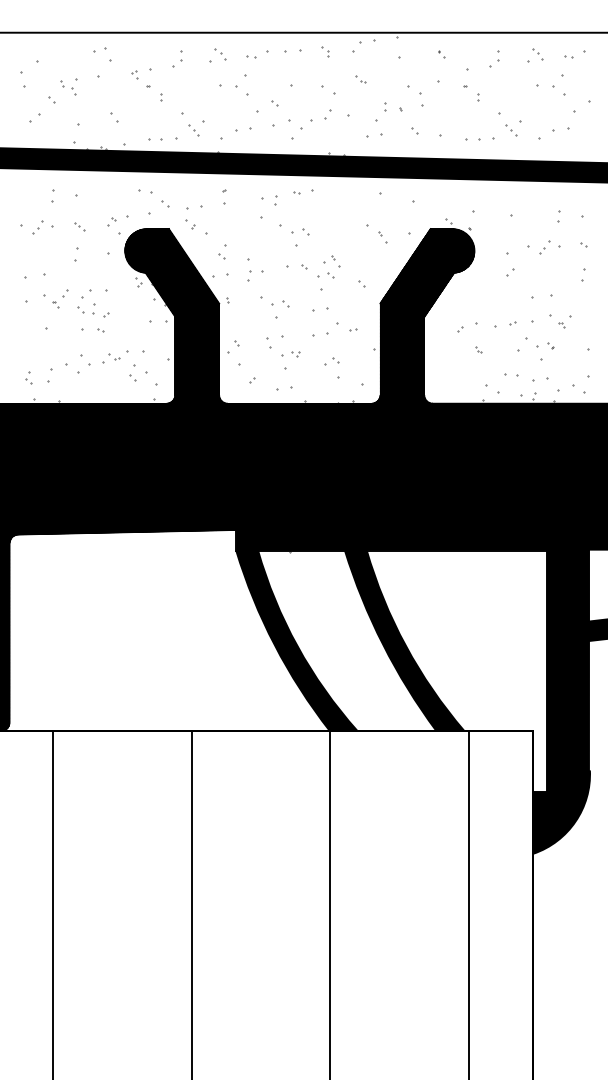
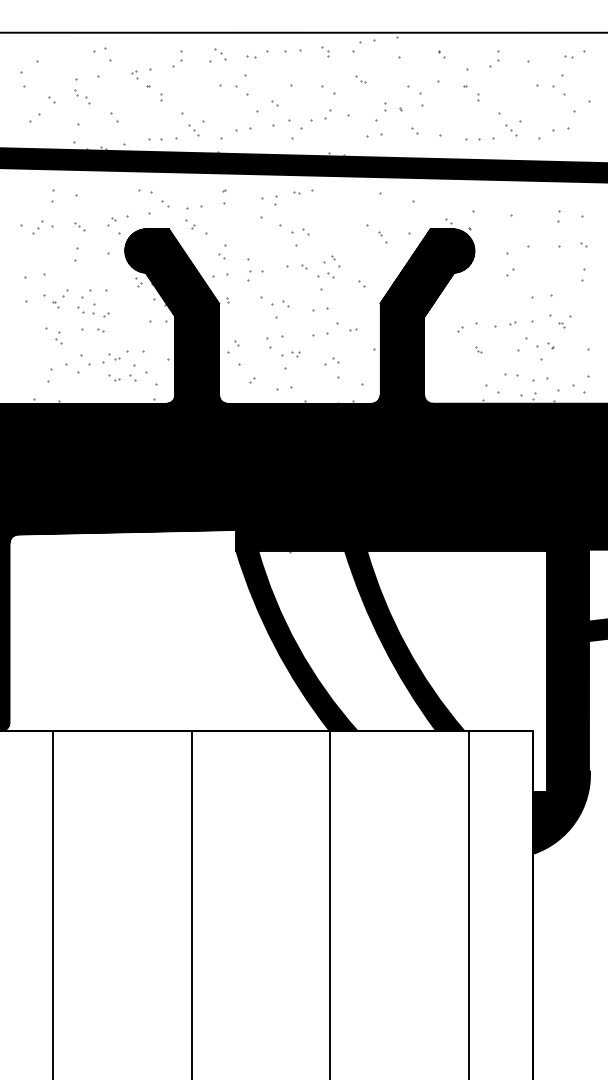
part: present -> none (537, 54)
part position: (68, 87) -> (82, 96) (82, 96)
part: present -> none (544, 247)
part position: (28, 377) -> (58, 337) (58, 337)
part: none -> present (114, 377)
